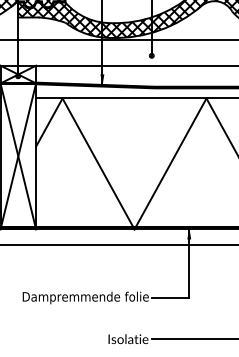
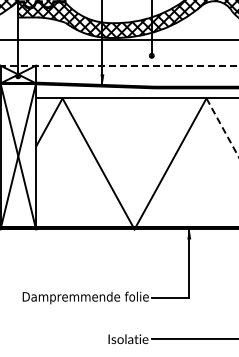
line: solid -> dashed (119, 65)
line: solid -> dashed (222, 128)
line: present -> none (118, 244)
